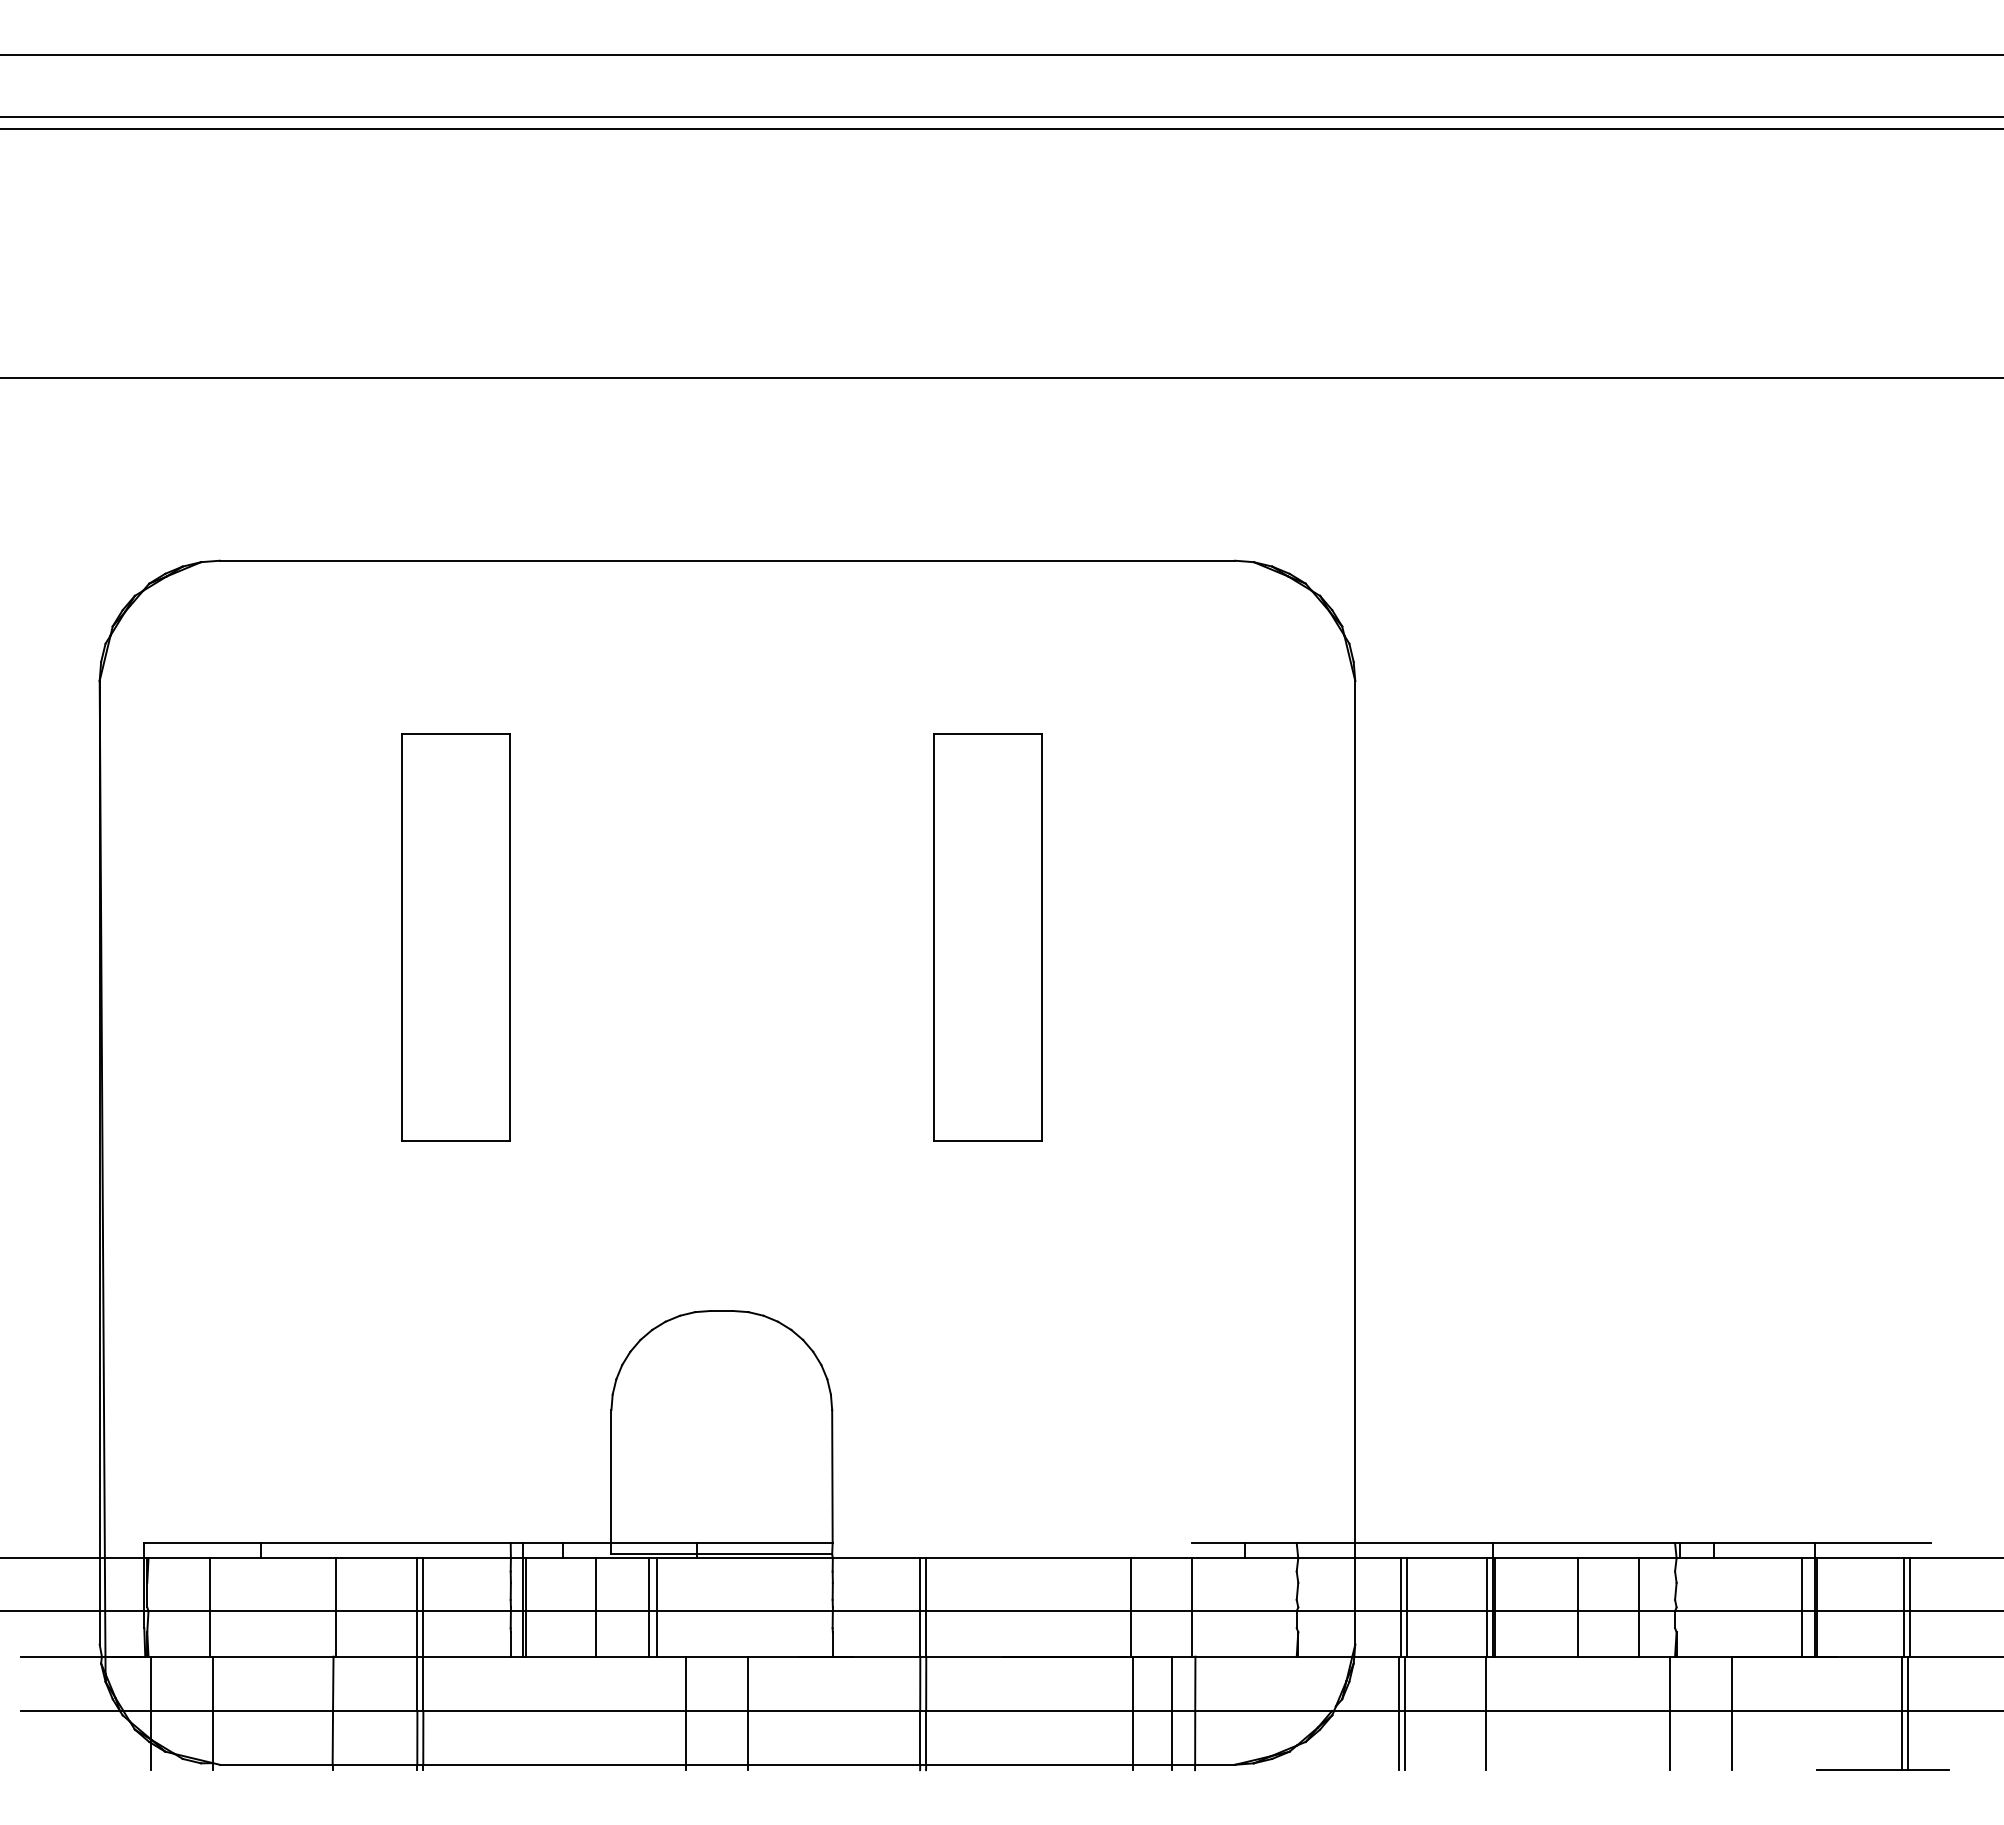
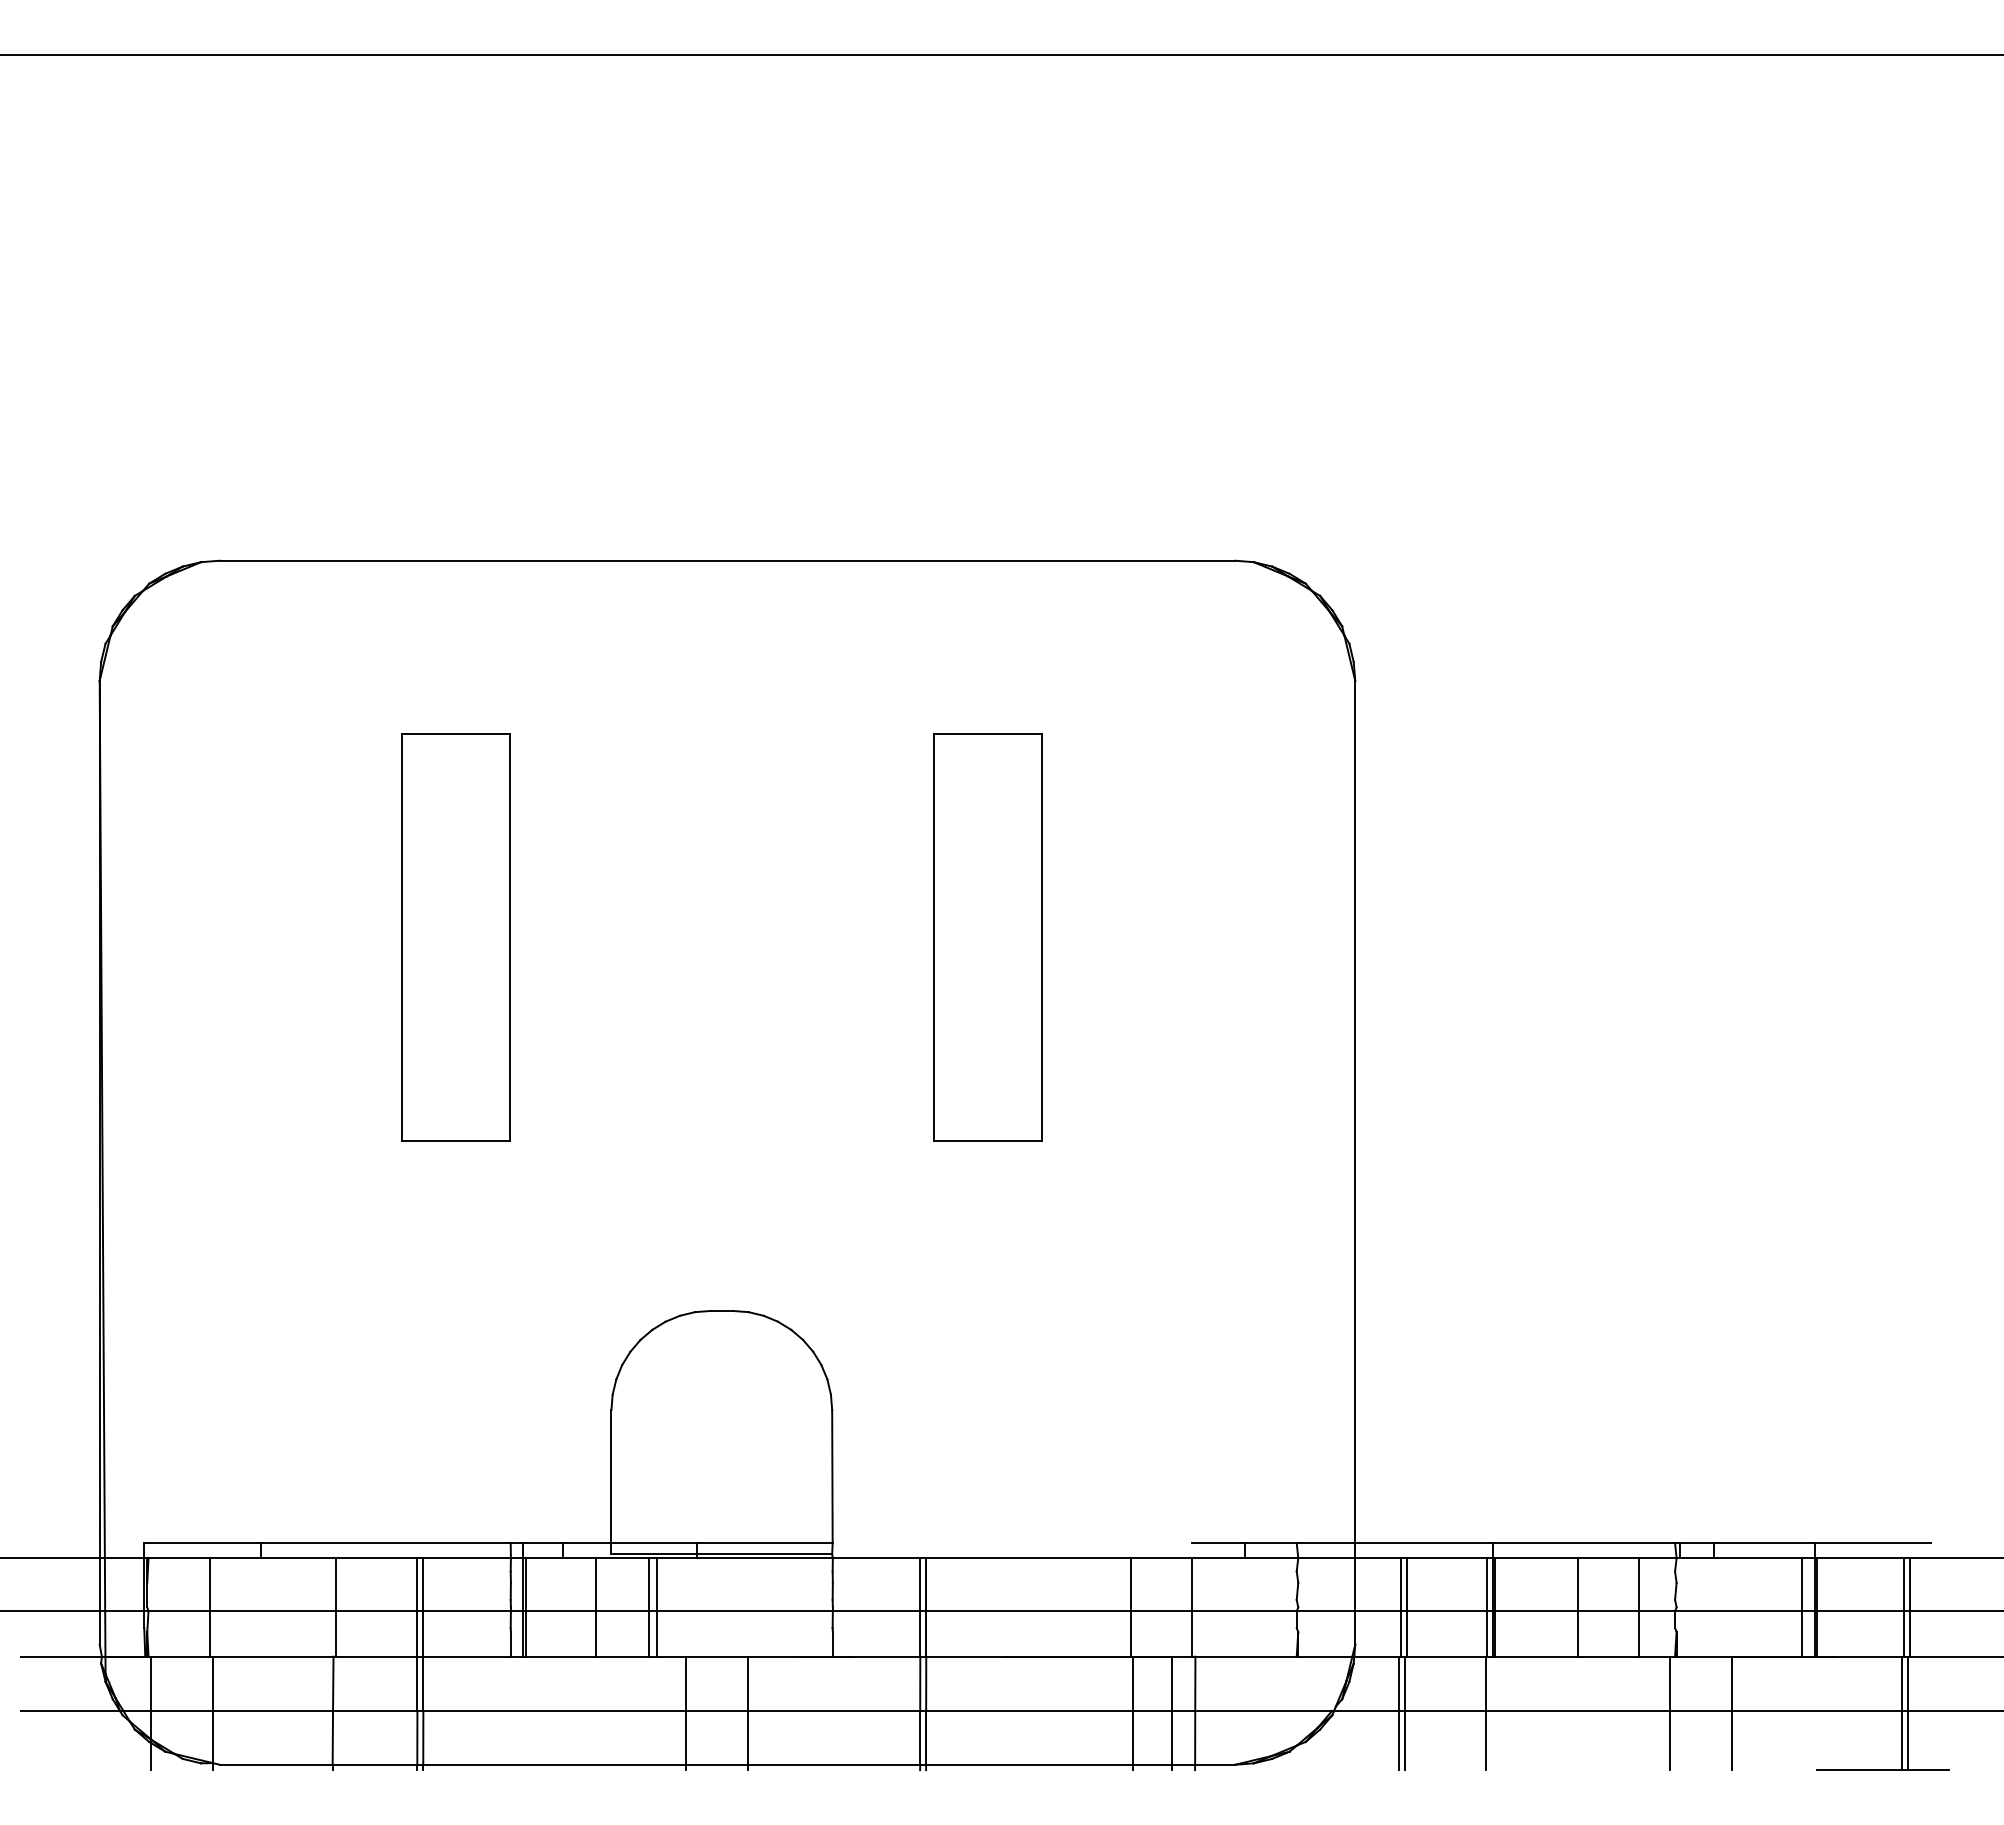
line: present -> none (1001, 117)
line: present -> none (1001, 128)
line: present -> none (1001, 378)
